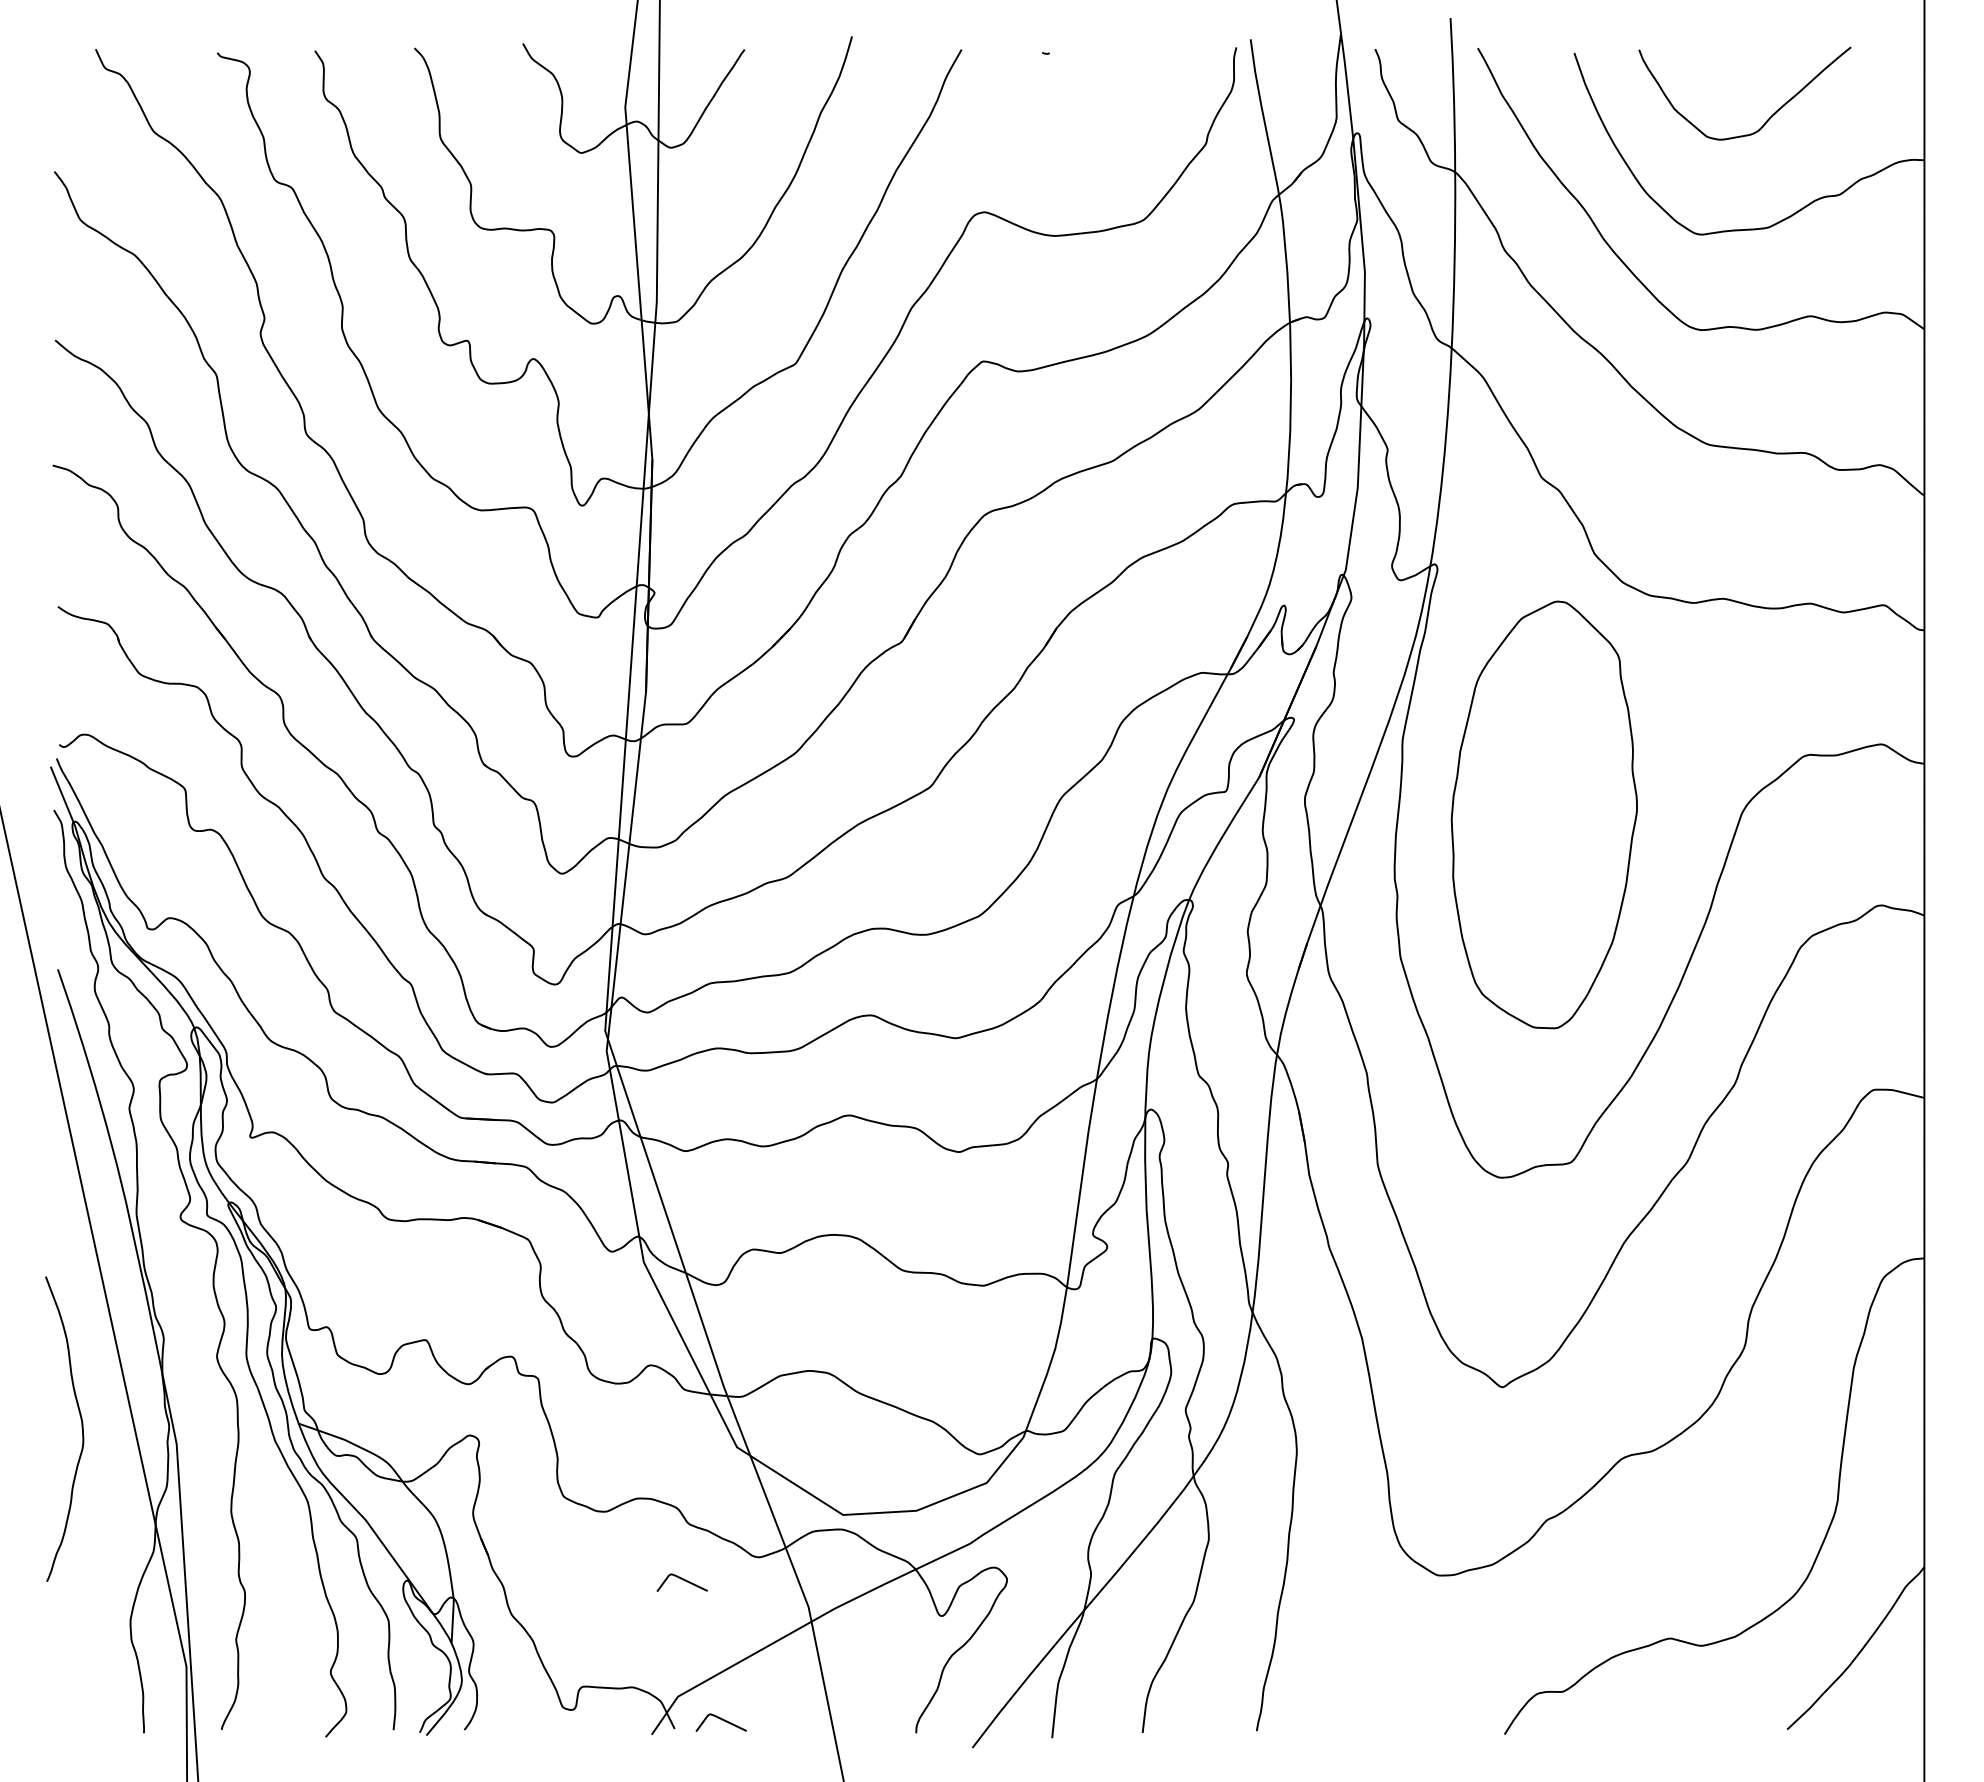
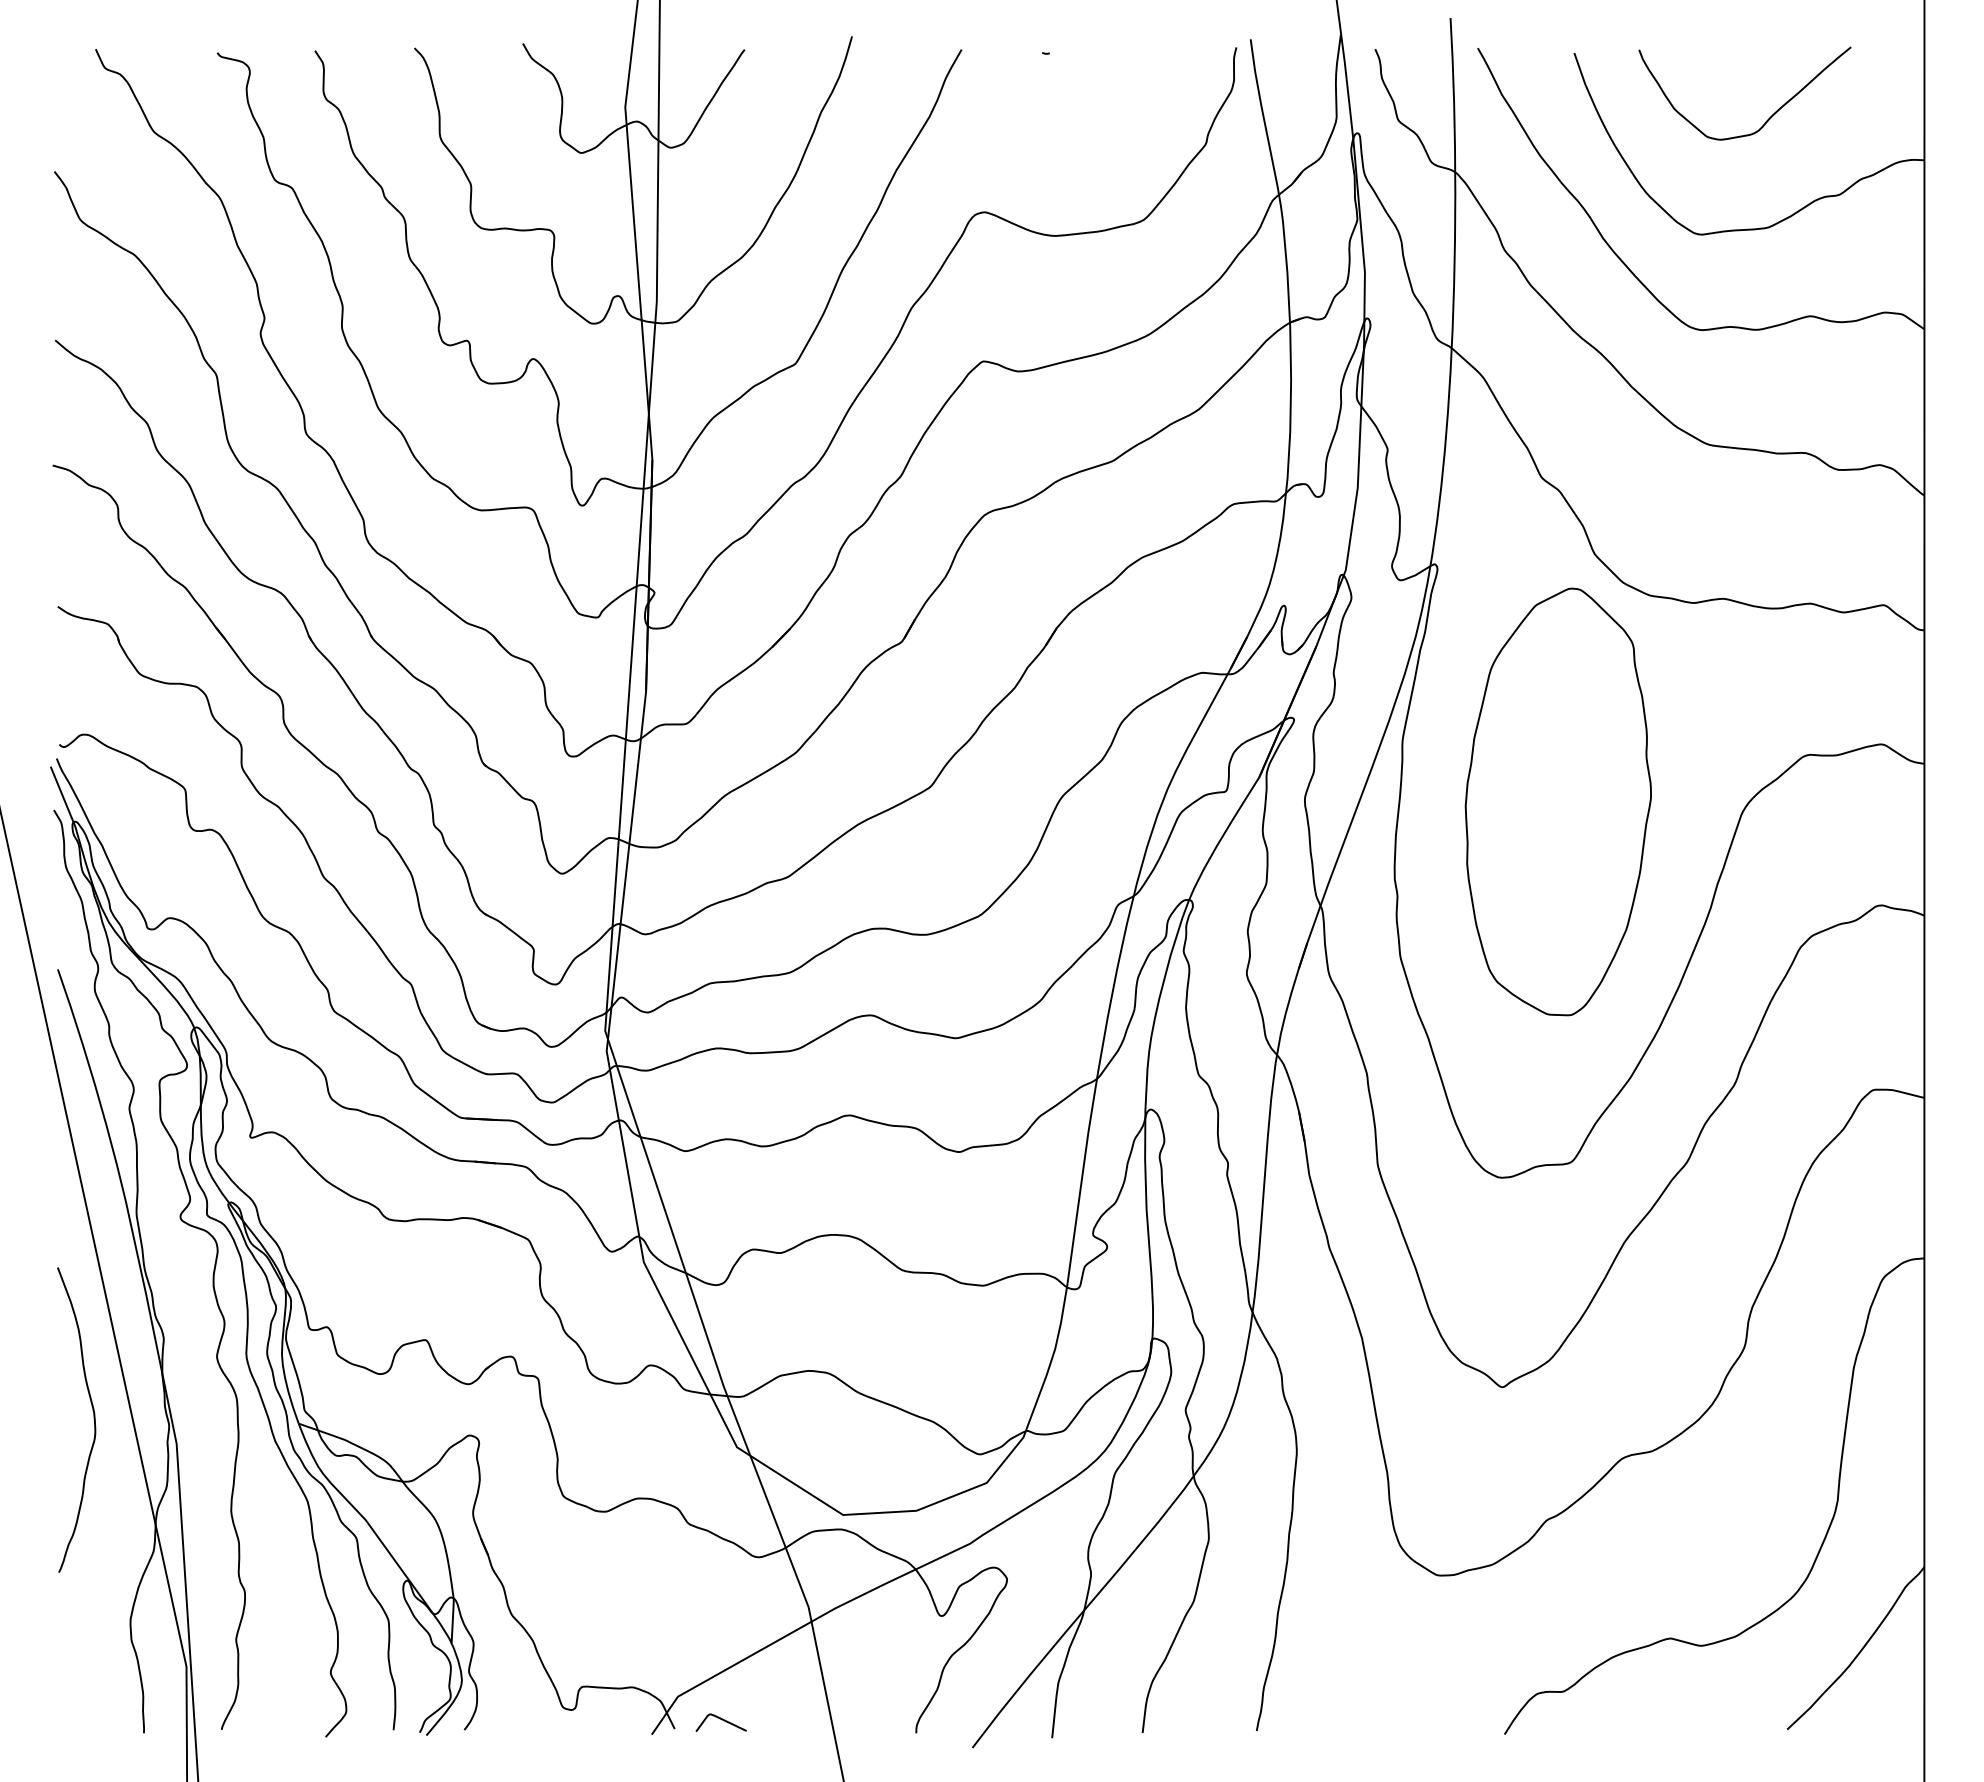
part position: (1543, 814) -> (1557, 801) (1557, 801)
curve position: (81, 1428) -> (93, 1419) (93, 1419)
curve: present -> none (683, 1580)
